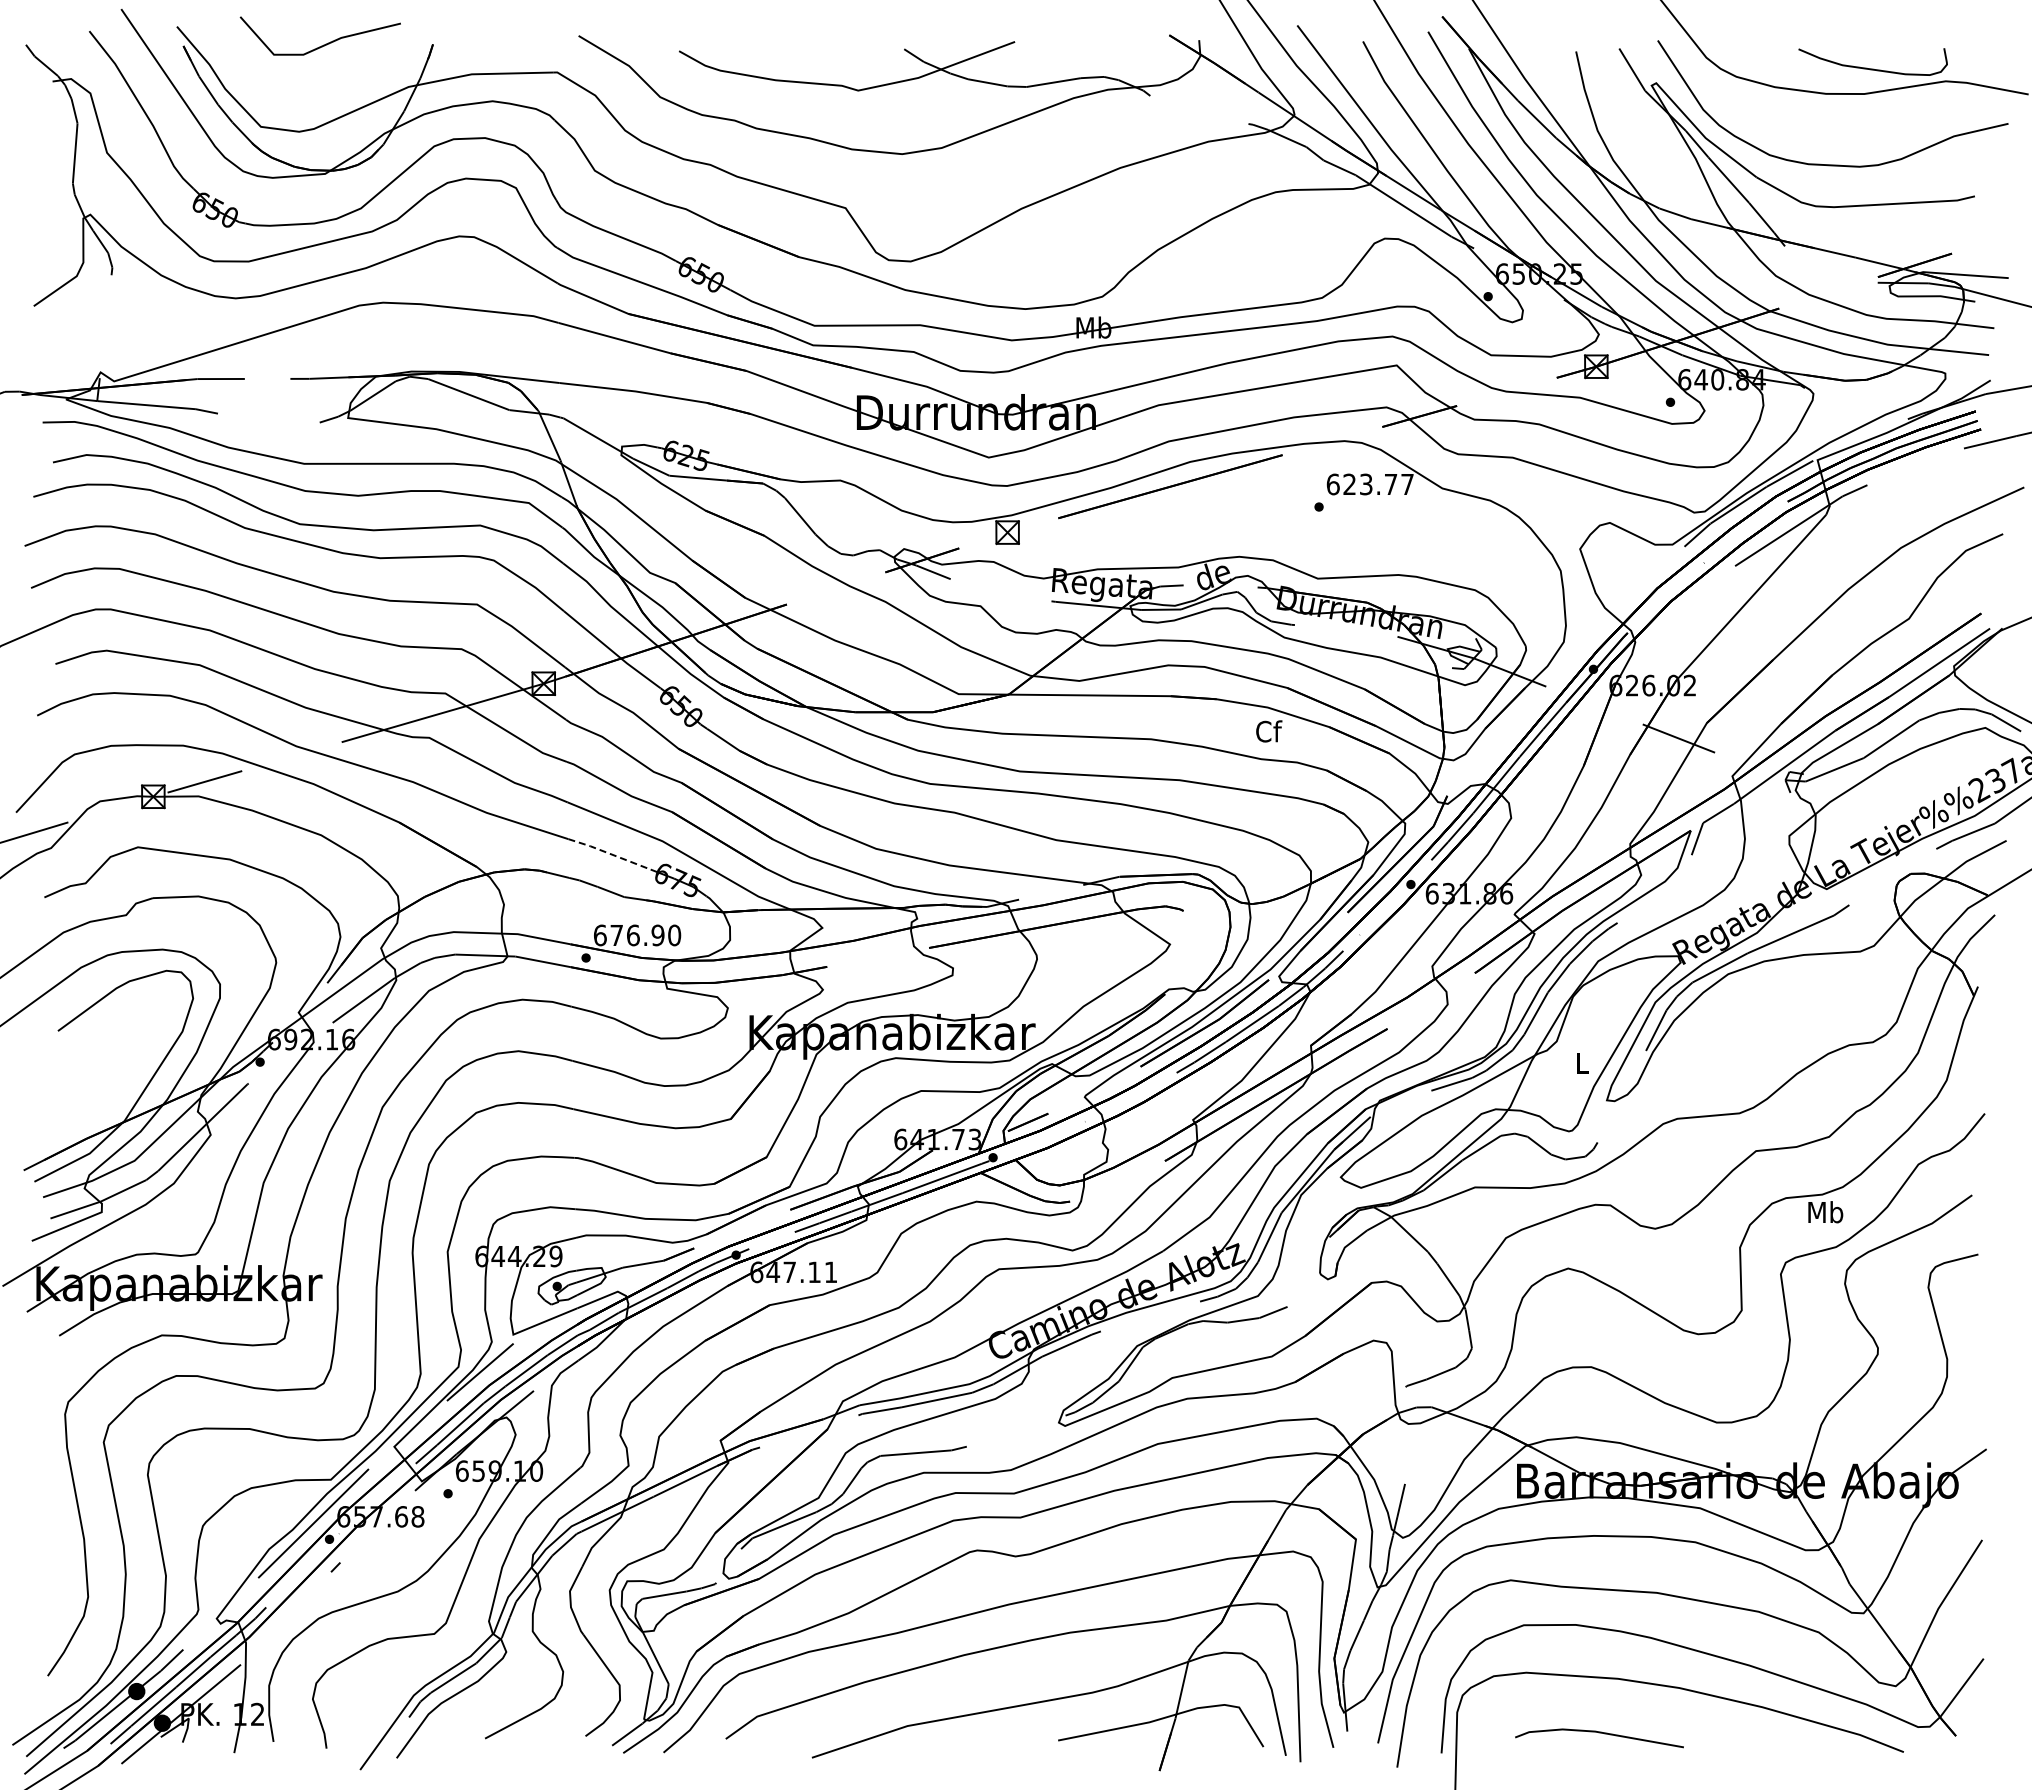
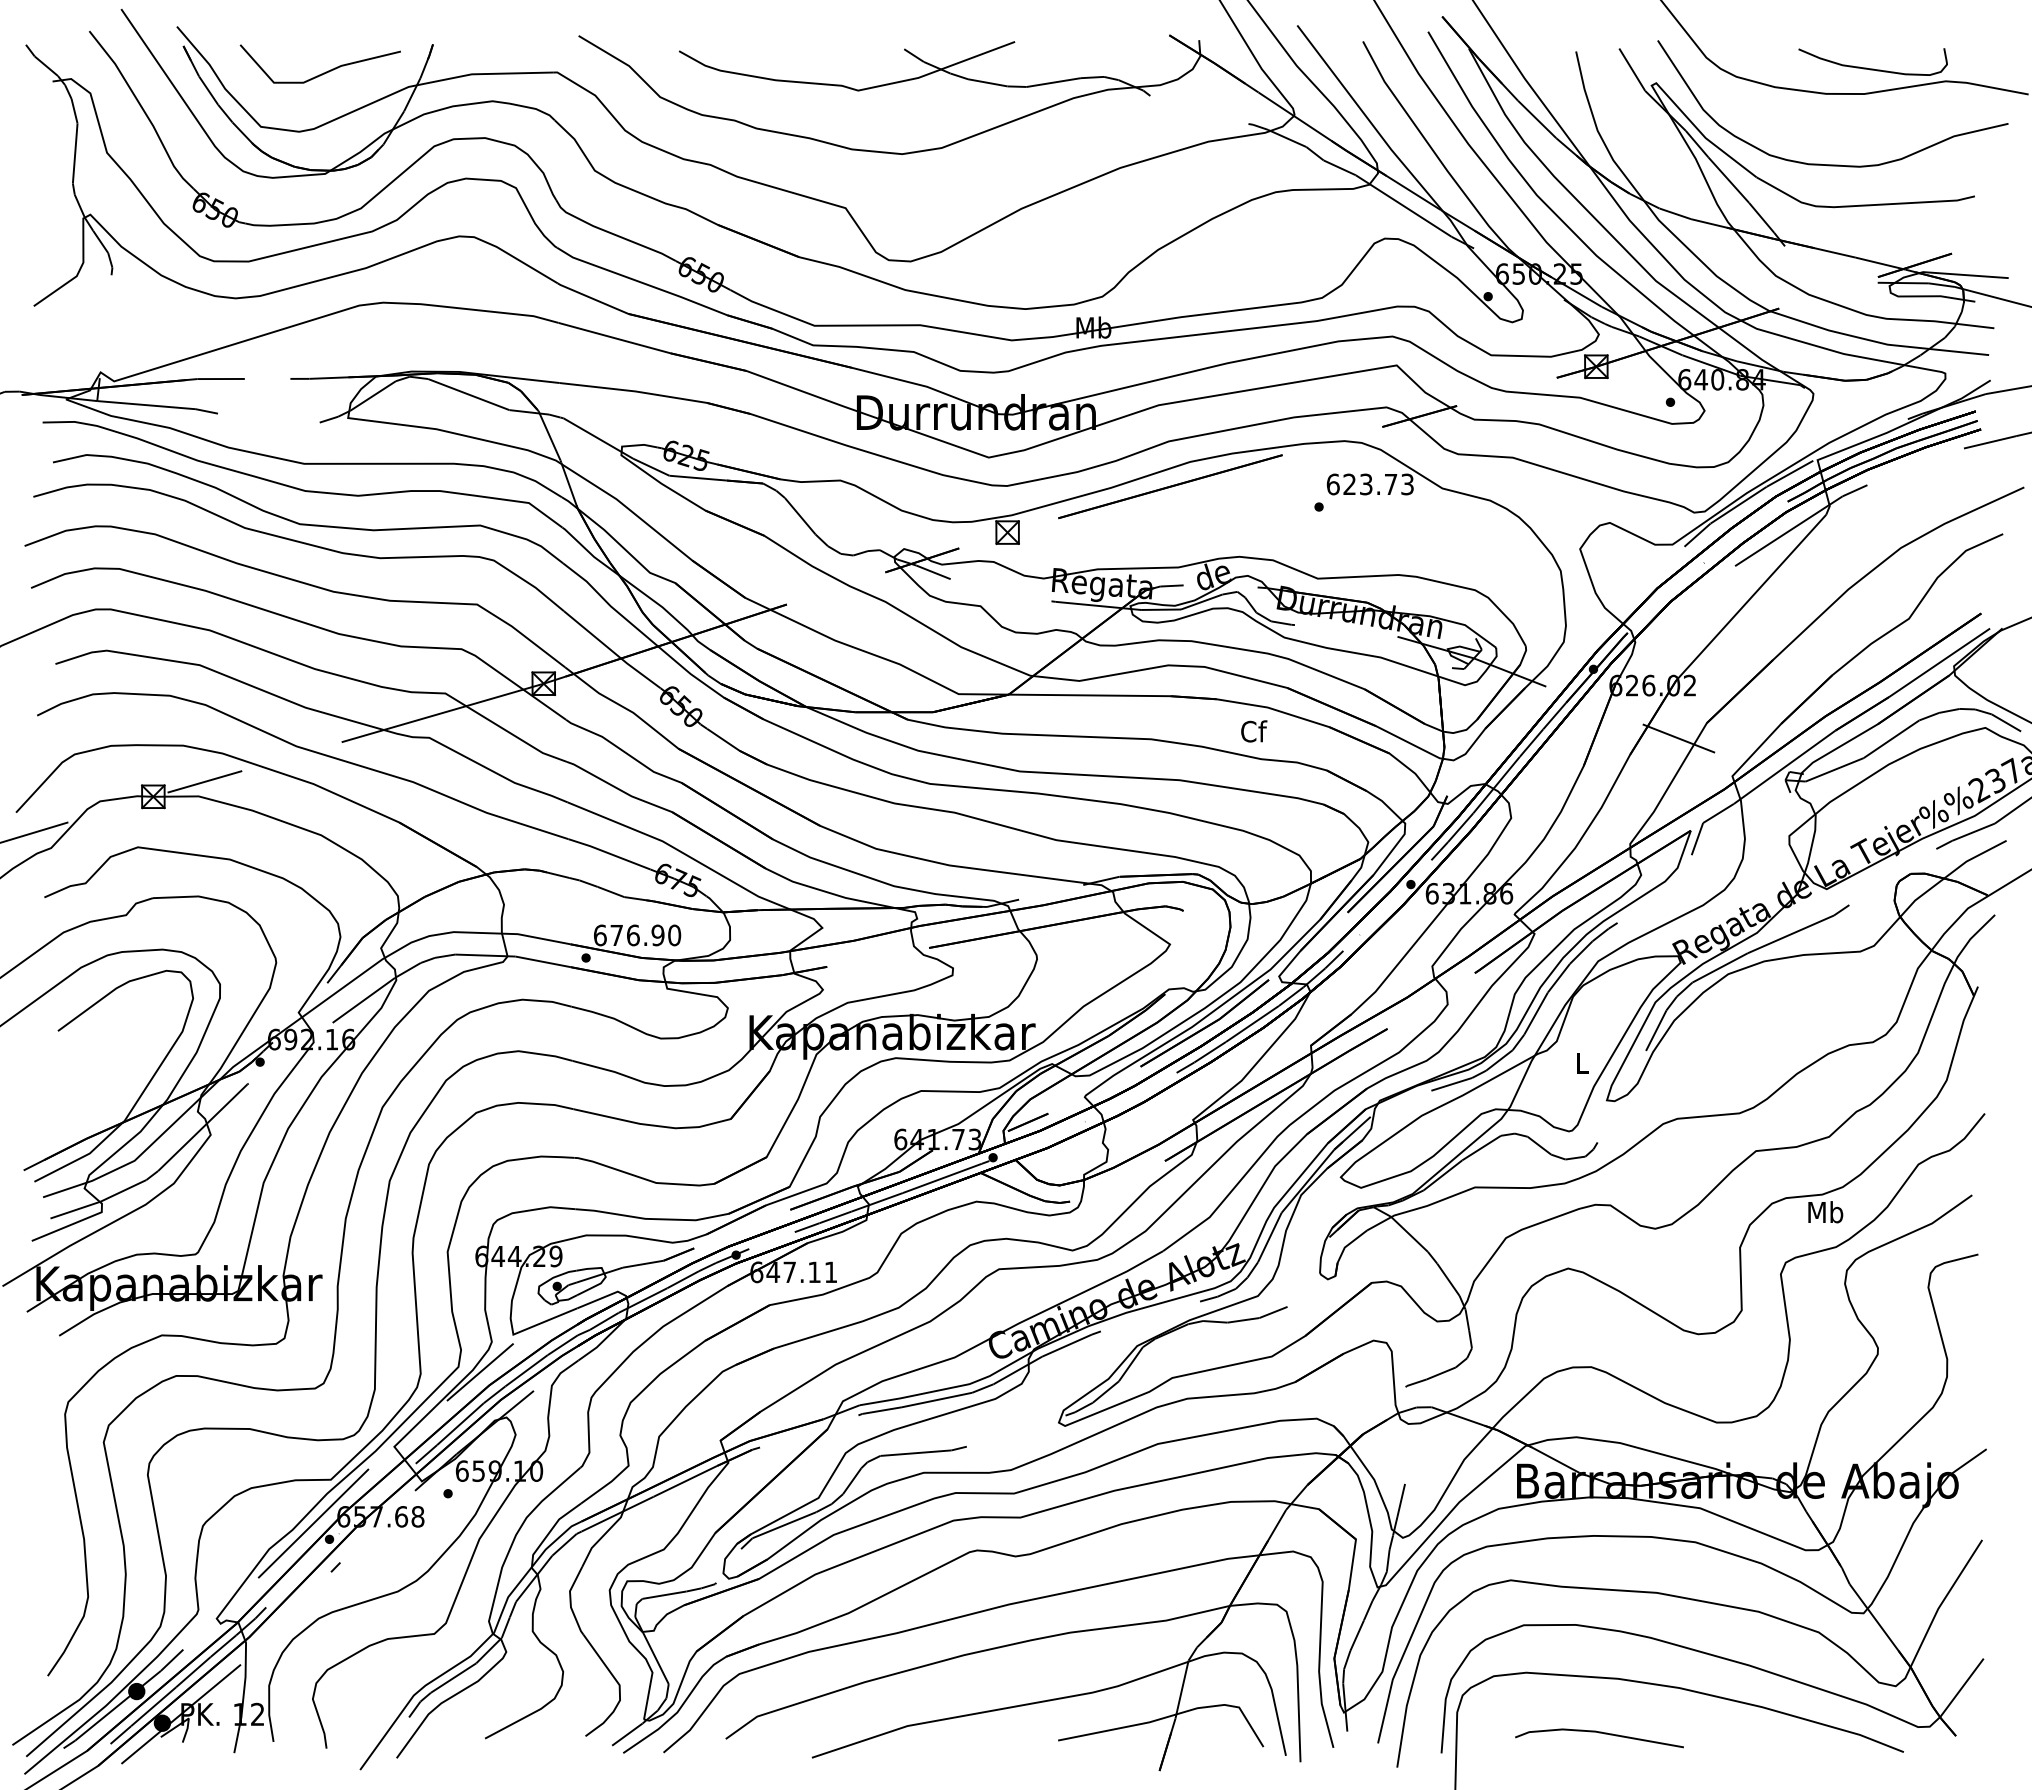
line position: (323, 44) -> (323, 72) (323, 72)
text: 623.77 -> 623.73 (1407, 484)
text position: (1269, 731) -> (1254, 731) (1254, 731)
line: dashed -> solid (608, 853)
